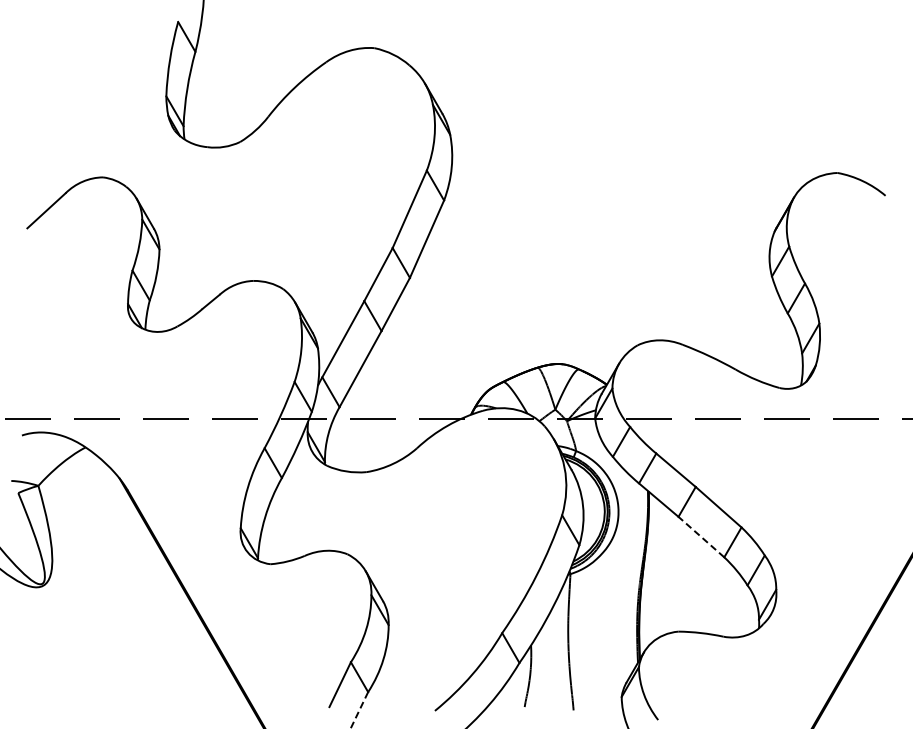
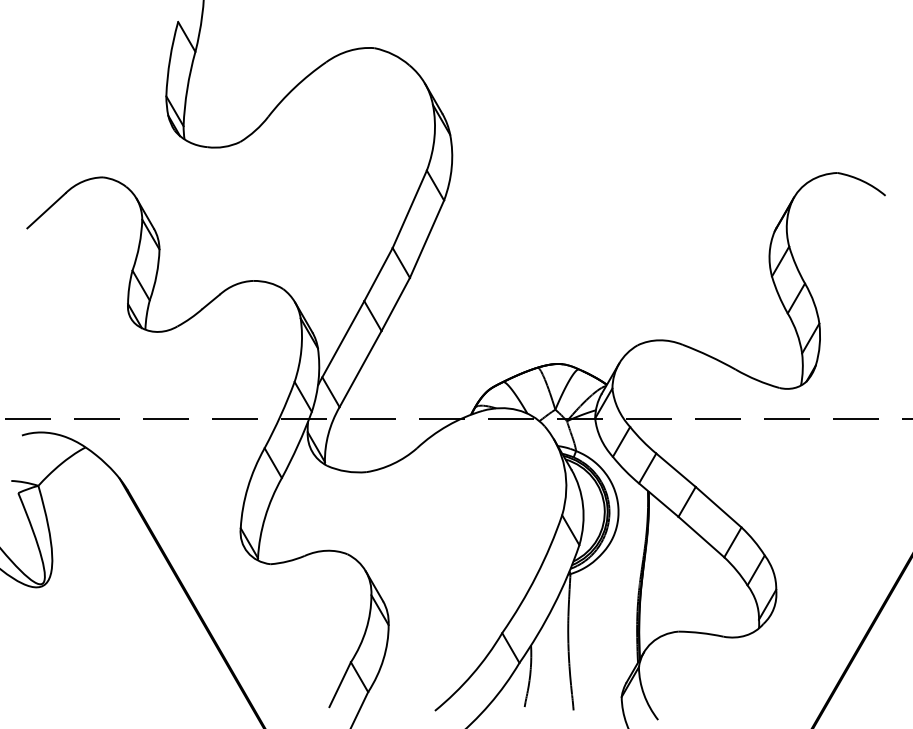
line: dashed -> solid (701, 537)
line: dashed -> solid (359, 710)
